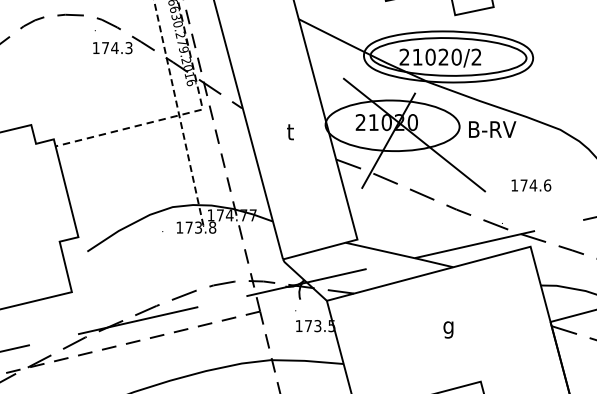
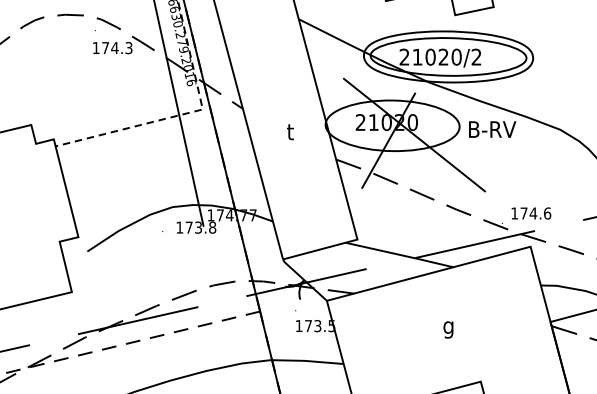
line: dashed -> solid (178, 113)
text position: (531, 185) -> (531, 213) (531, 213)
line: none -> present (231, 196)
